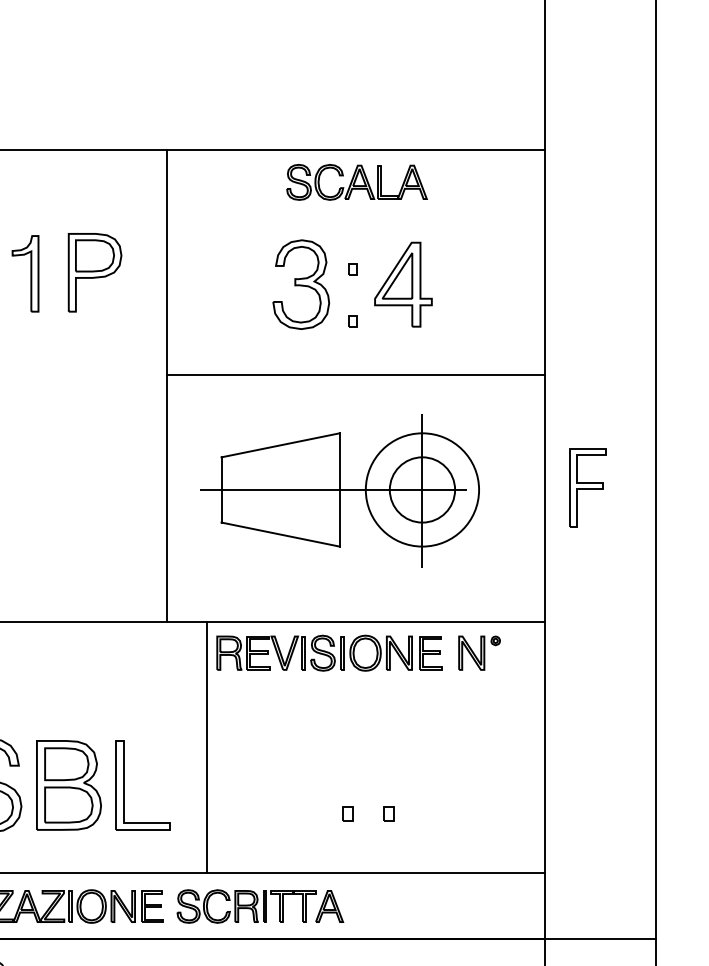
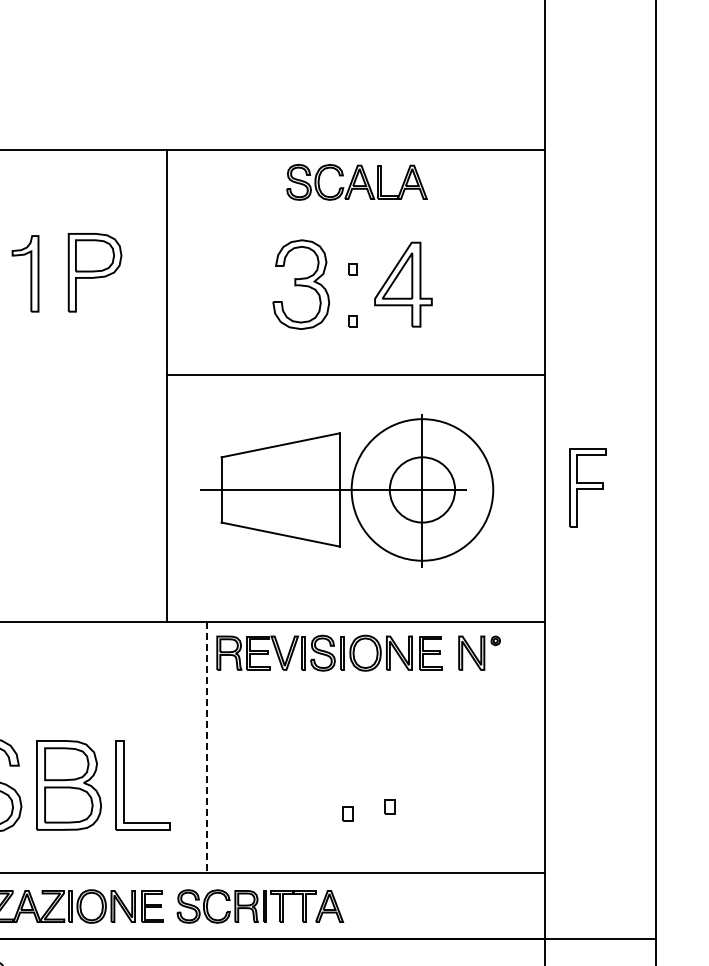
circle diameter: 113 px -> 142 px (422, 489)
line: solid -> dashed (206, 747)
part position: (388, 813) -> (389, 806) (389, 806)
